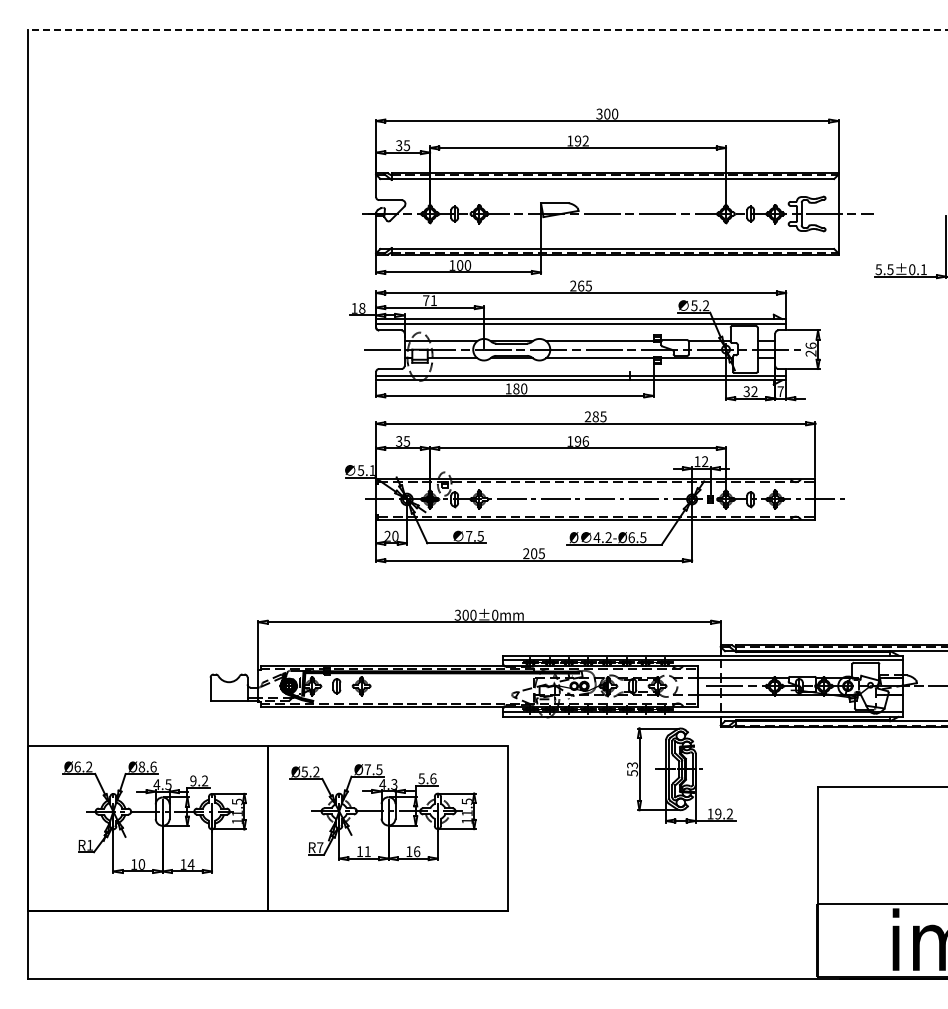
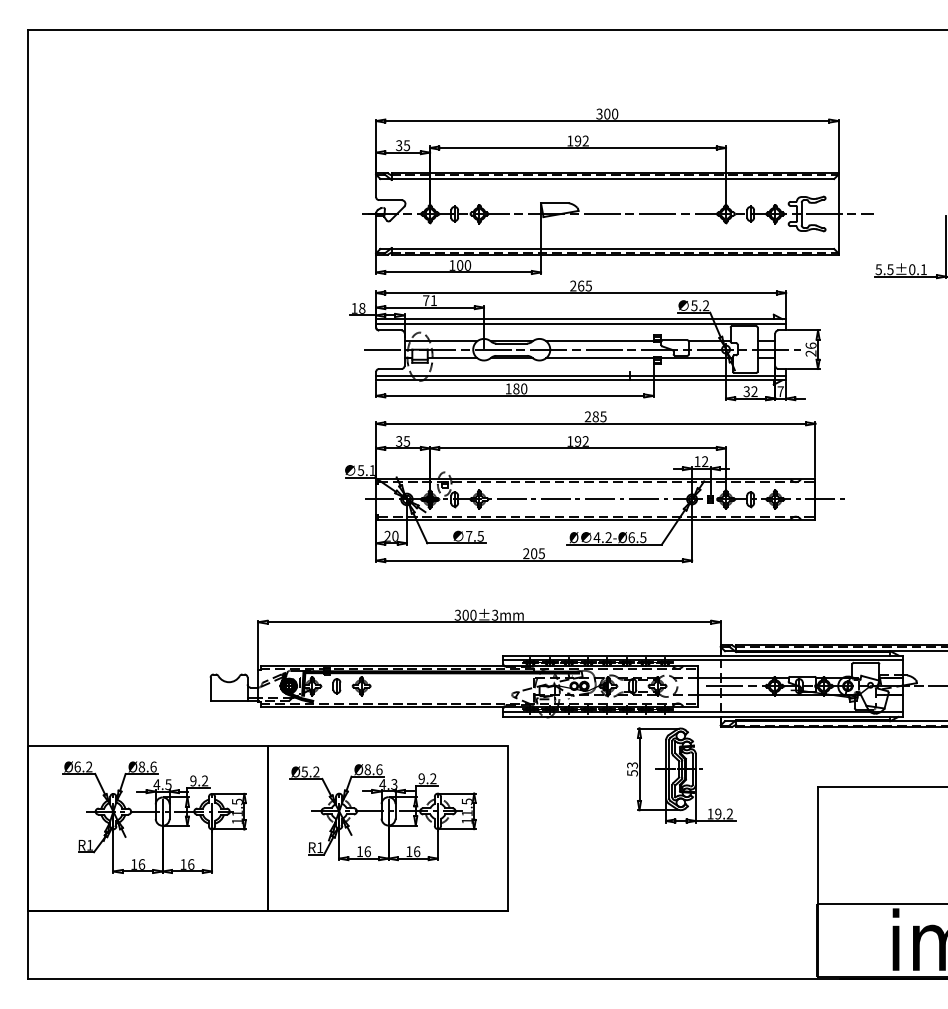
line: dashed -> solid (488, 30)
text: 196 -> 192 (585, 441)
text: 300±0mm -> 300±3mm (495, 615)
text: Ø7.5 -> Ø8.6 (373, 769)
text: 5.6 -> 9.2 (427, 778)
text: R7 -> R1 (320, 847)
text: 11 -> 16 (367, 851)
text: 10 -> 16 (141, 864)
text: 14 -> 16 (190, 864)
